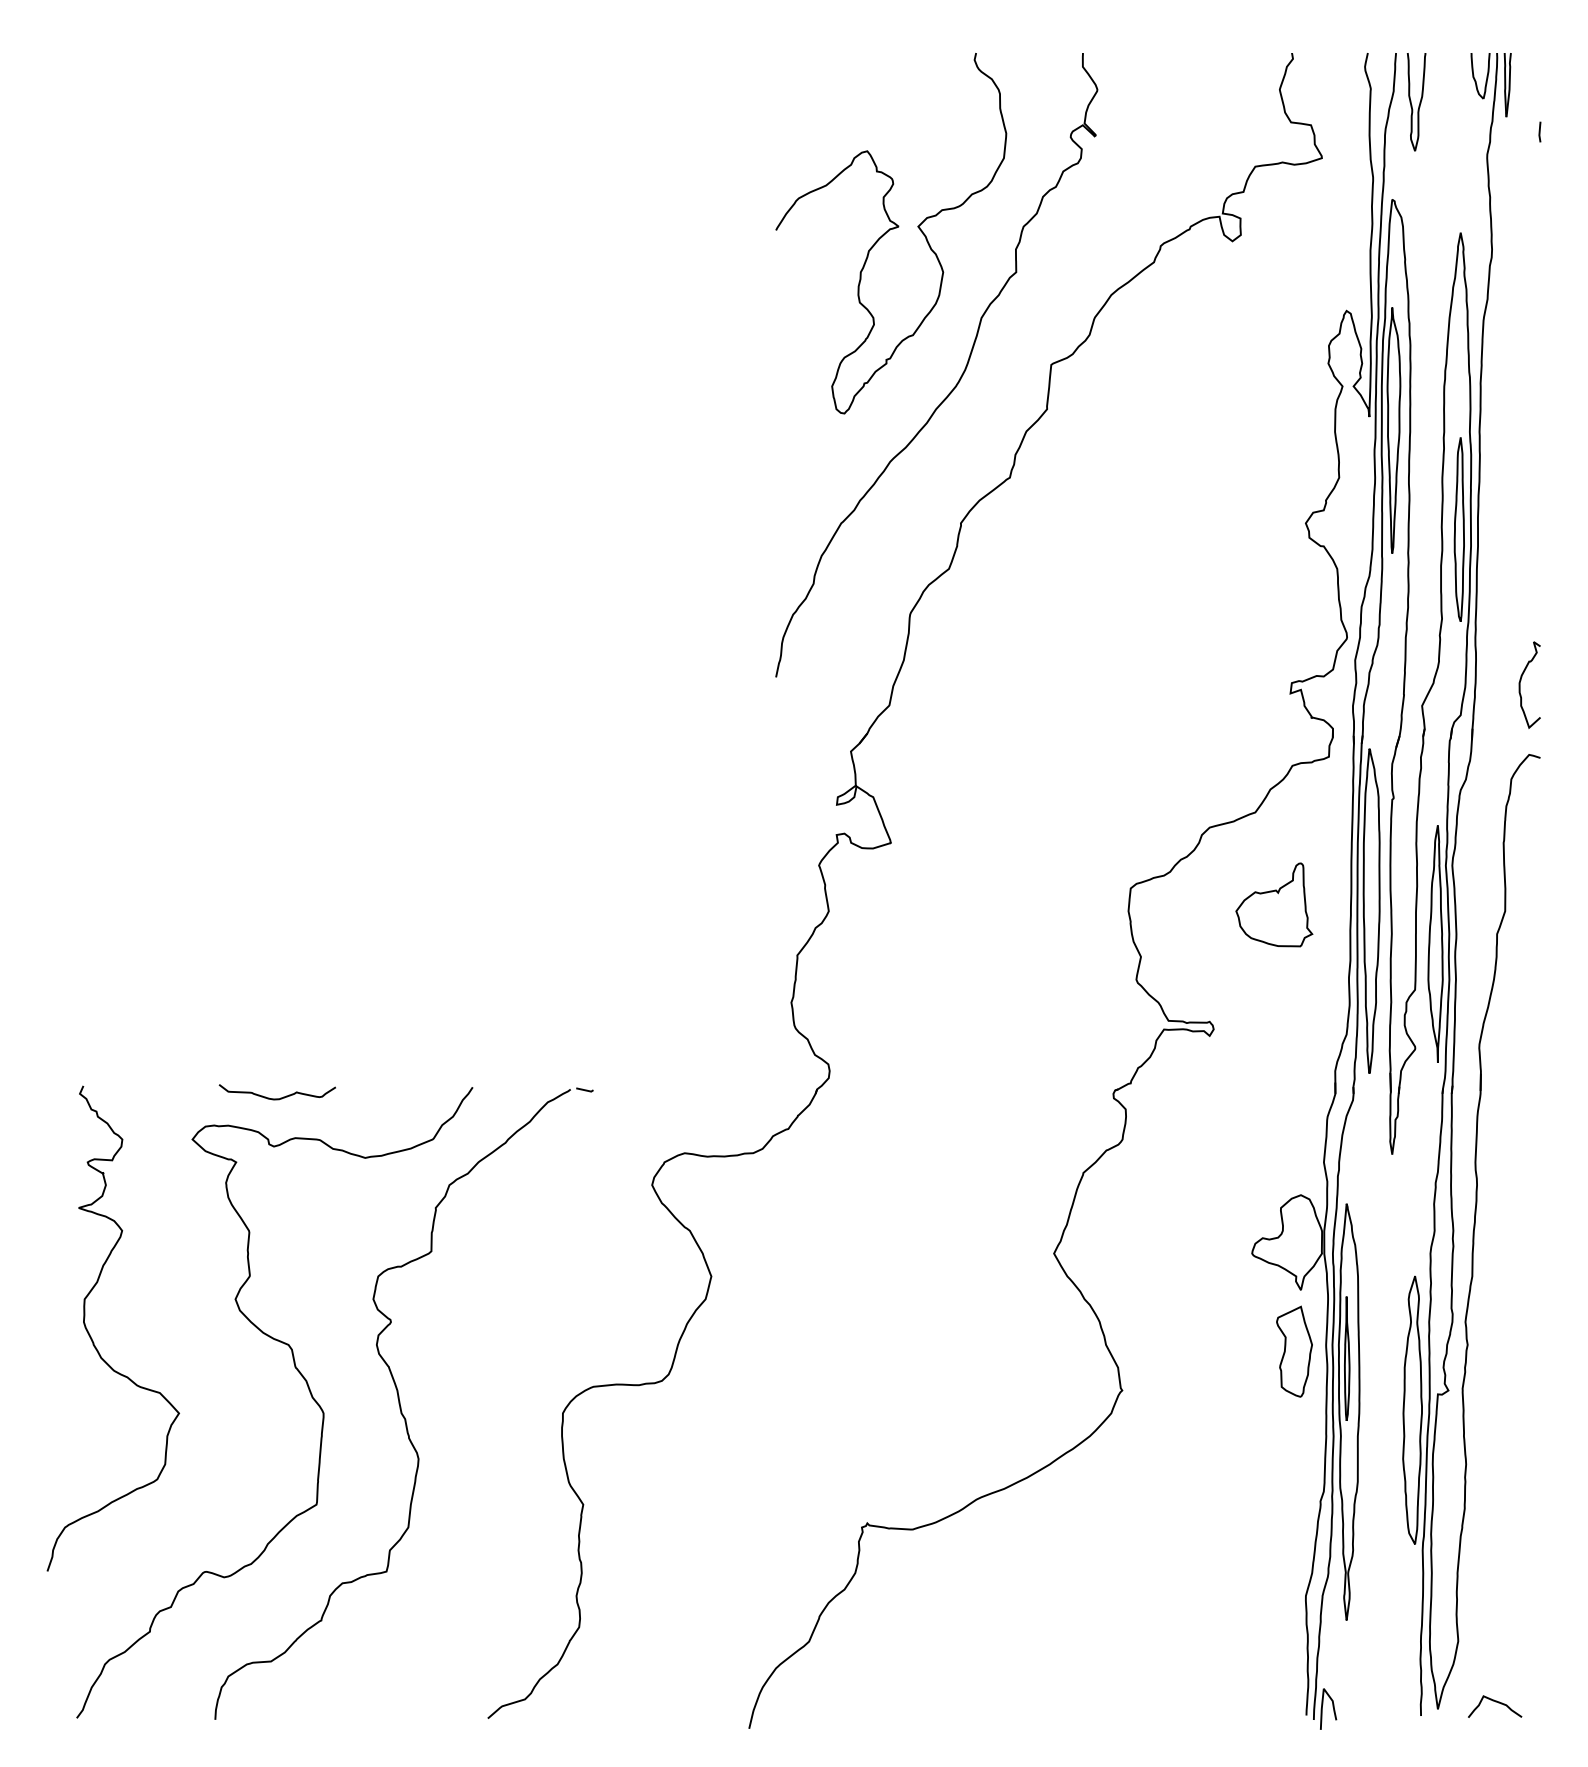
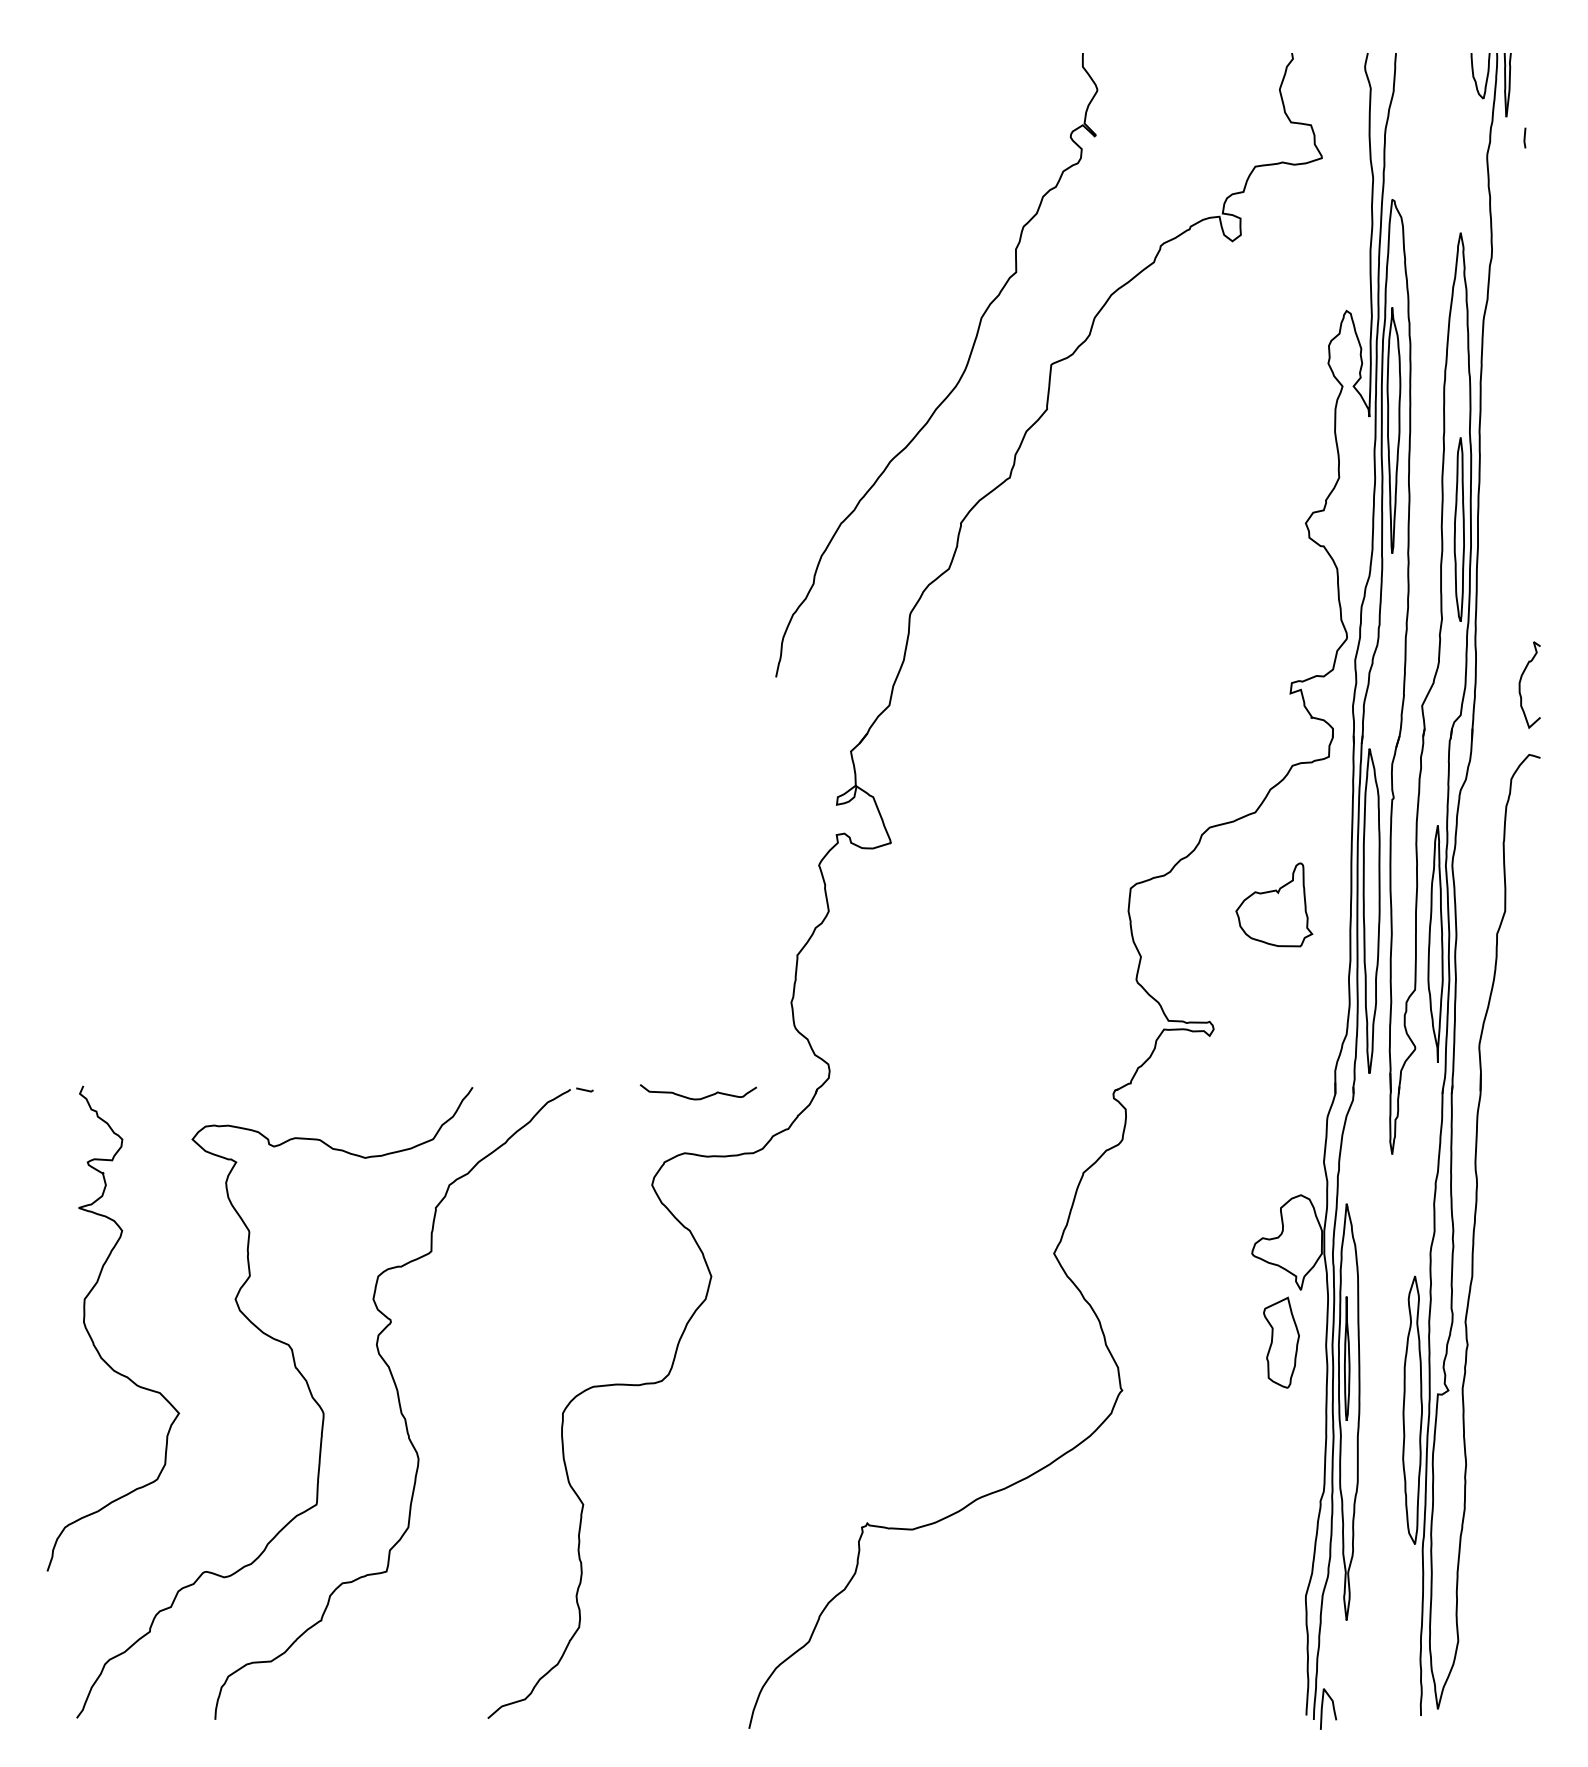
part: present -> none (1416, 102)
line position: (1539, 131) -> (1524, 137) (1524, 137)
curve: present -> none (889, 231)
curve position: (276, 1098) -> (697, 1098) (697, 1098)
part position: (1294, 1351) -> (1281, 1342) (1281, 1342)
curve: present -> none (1495, 1702)
